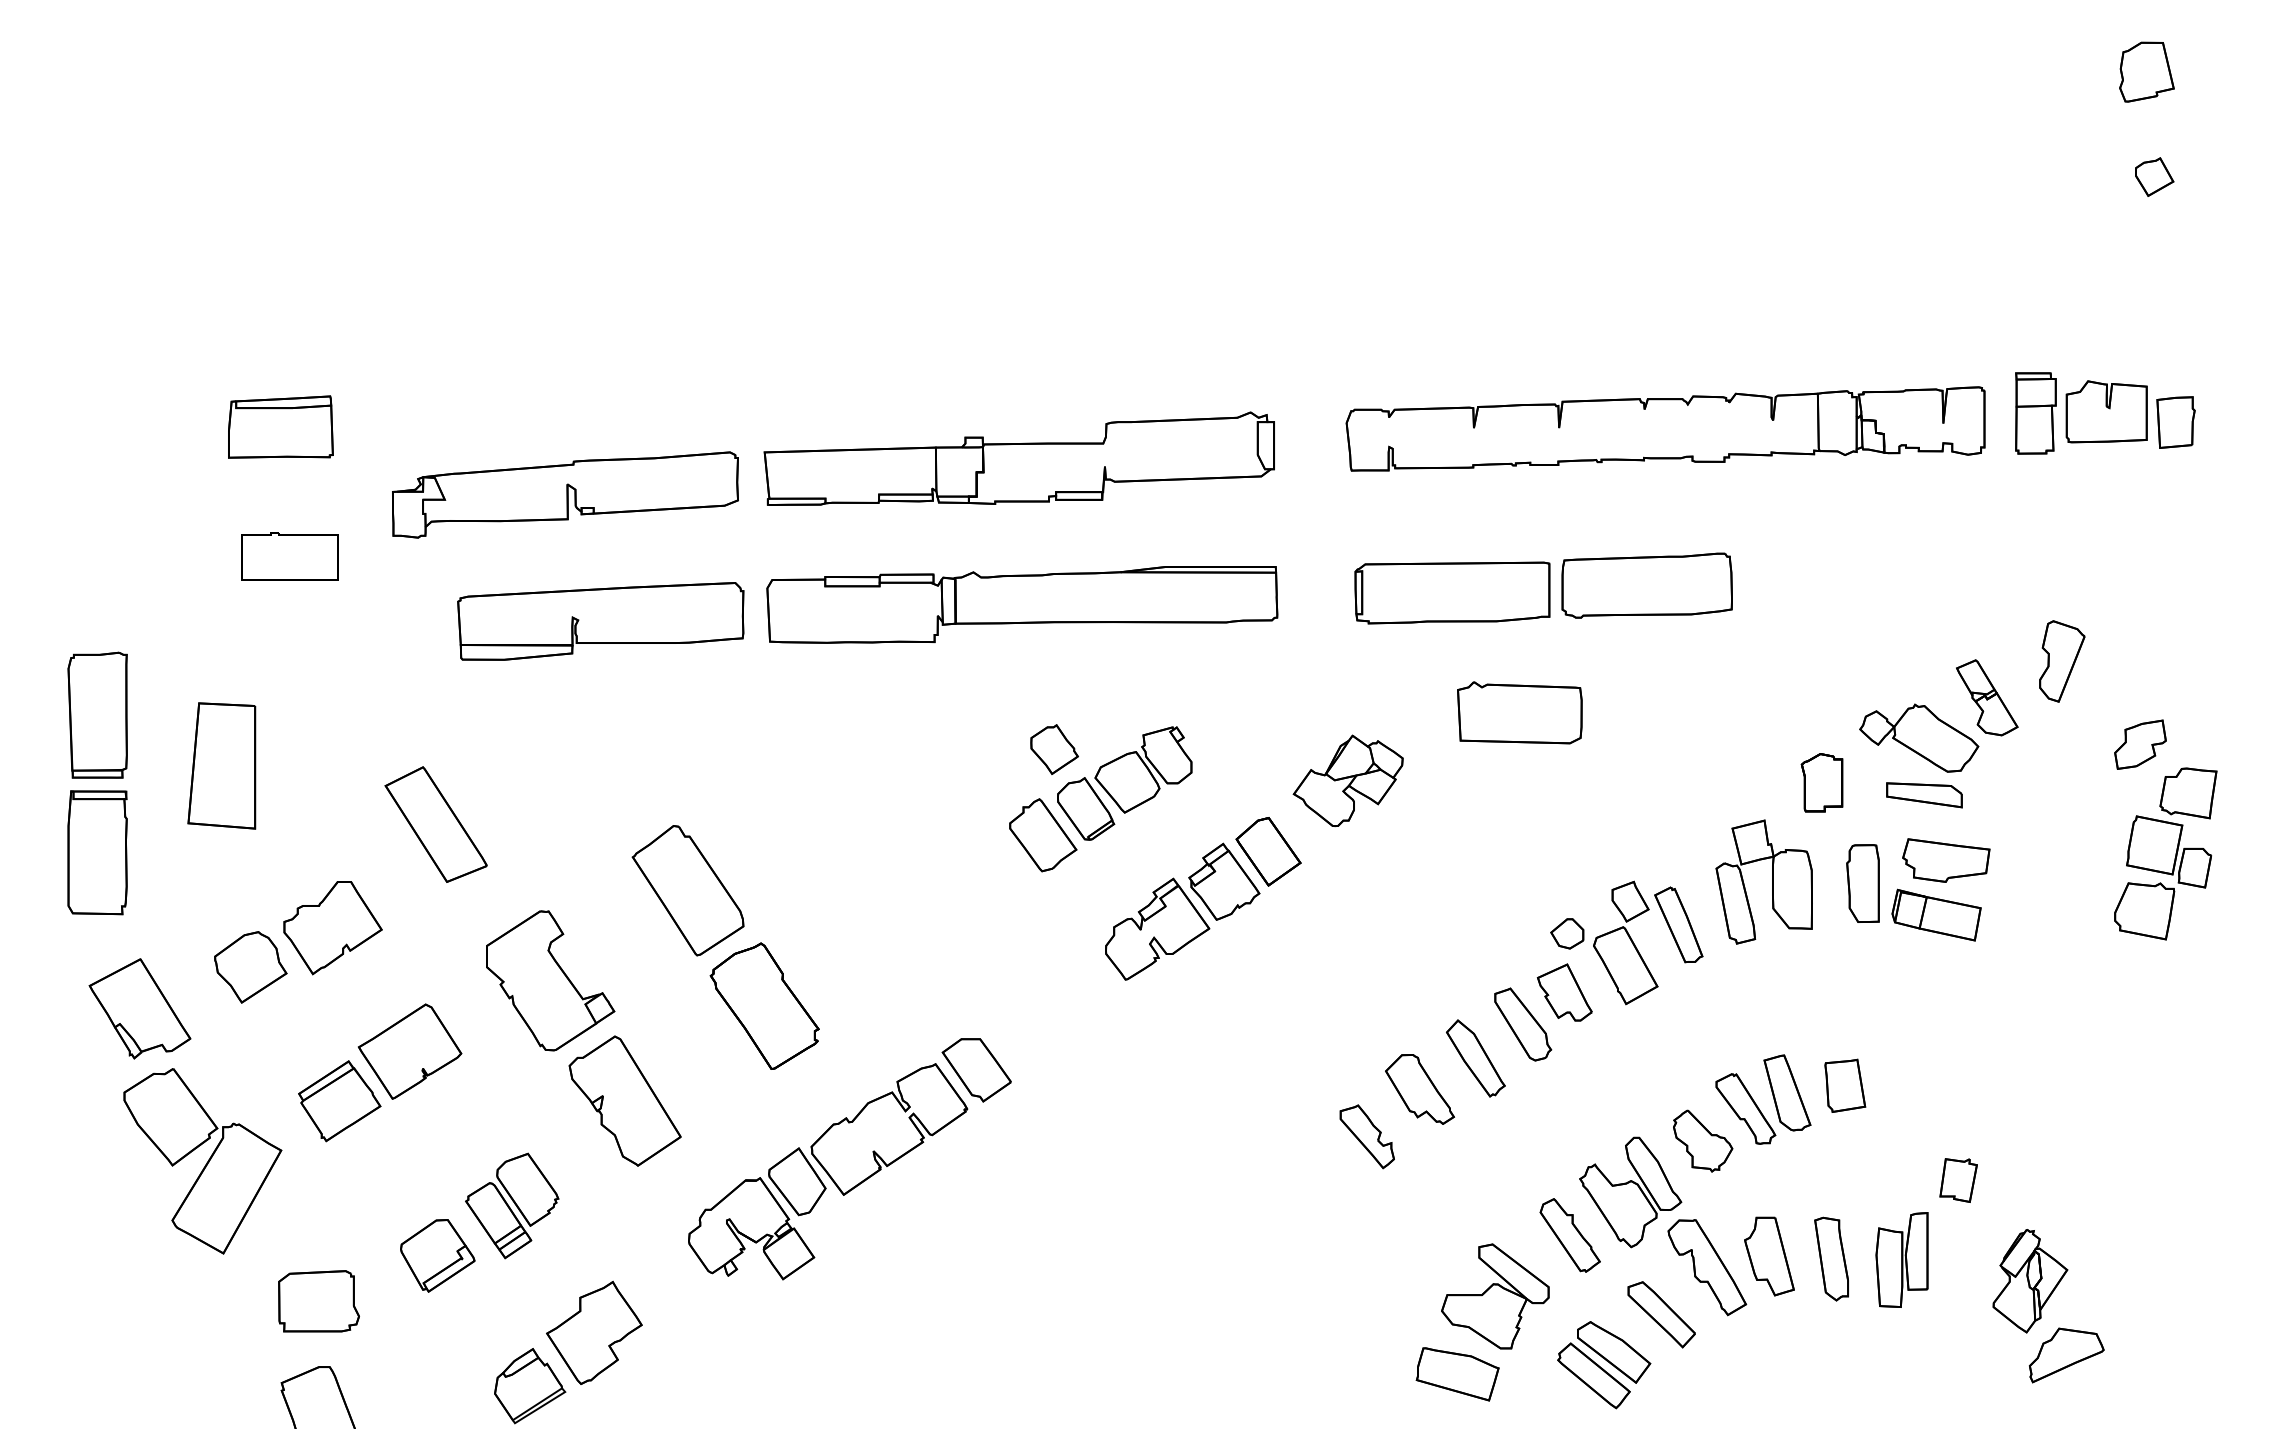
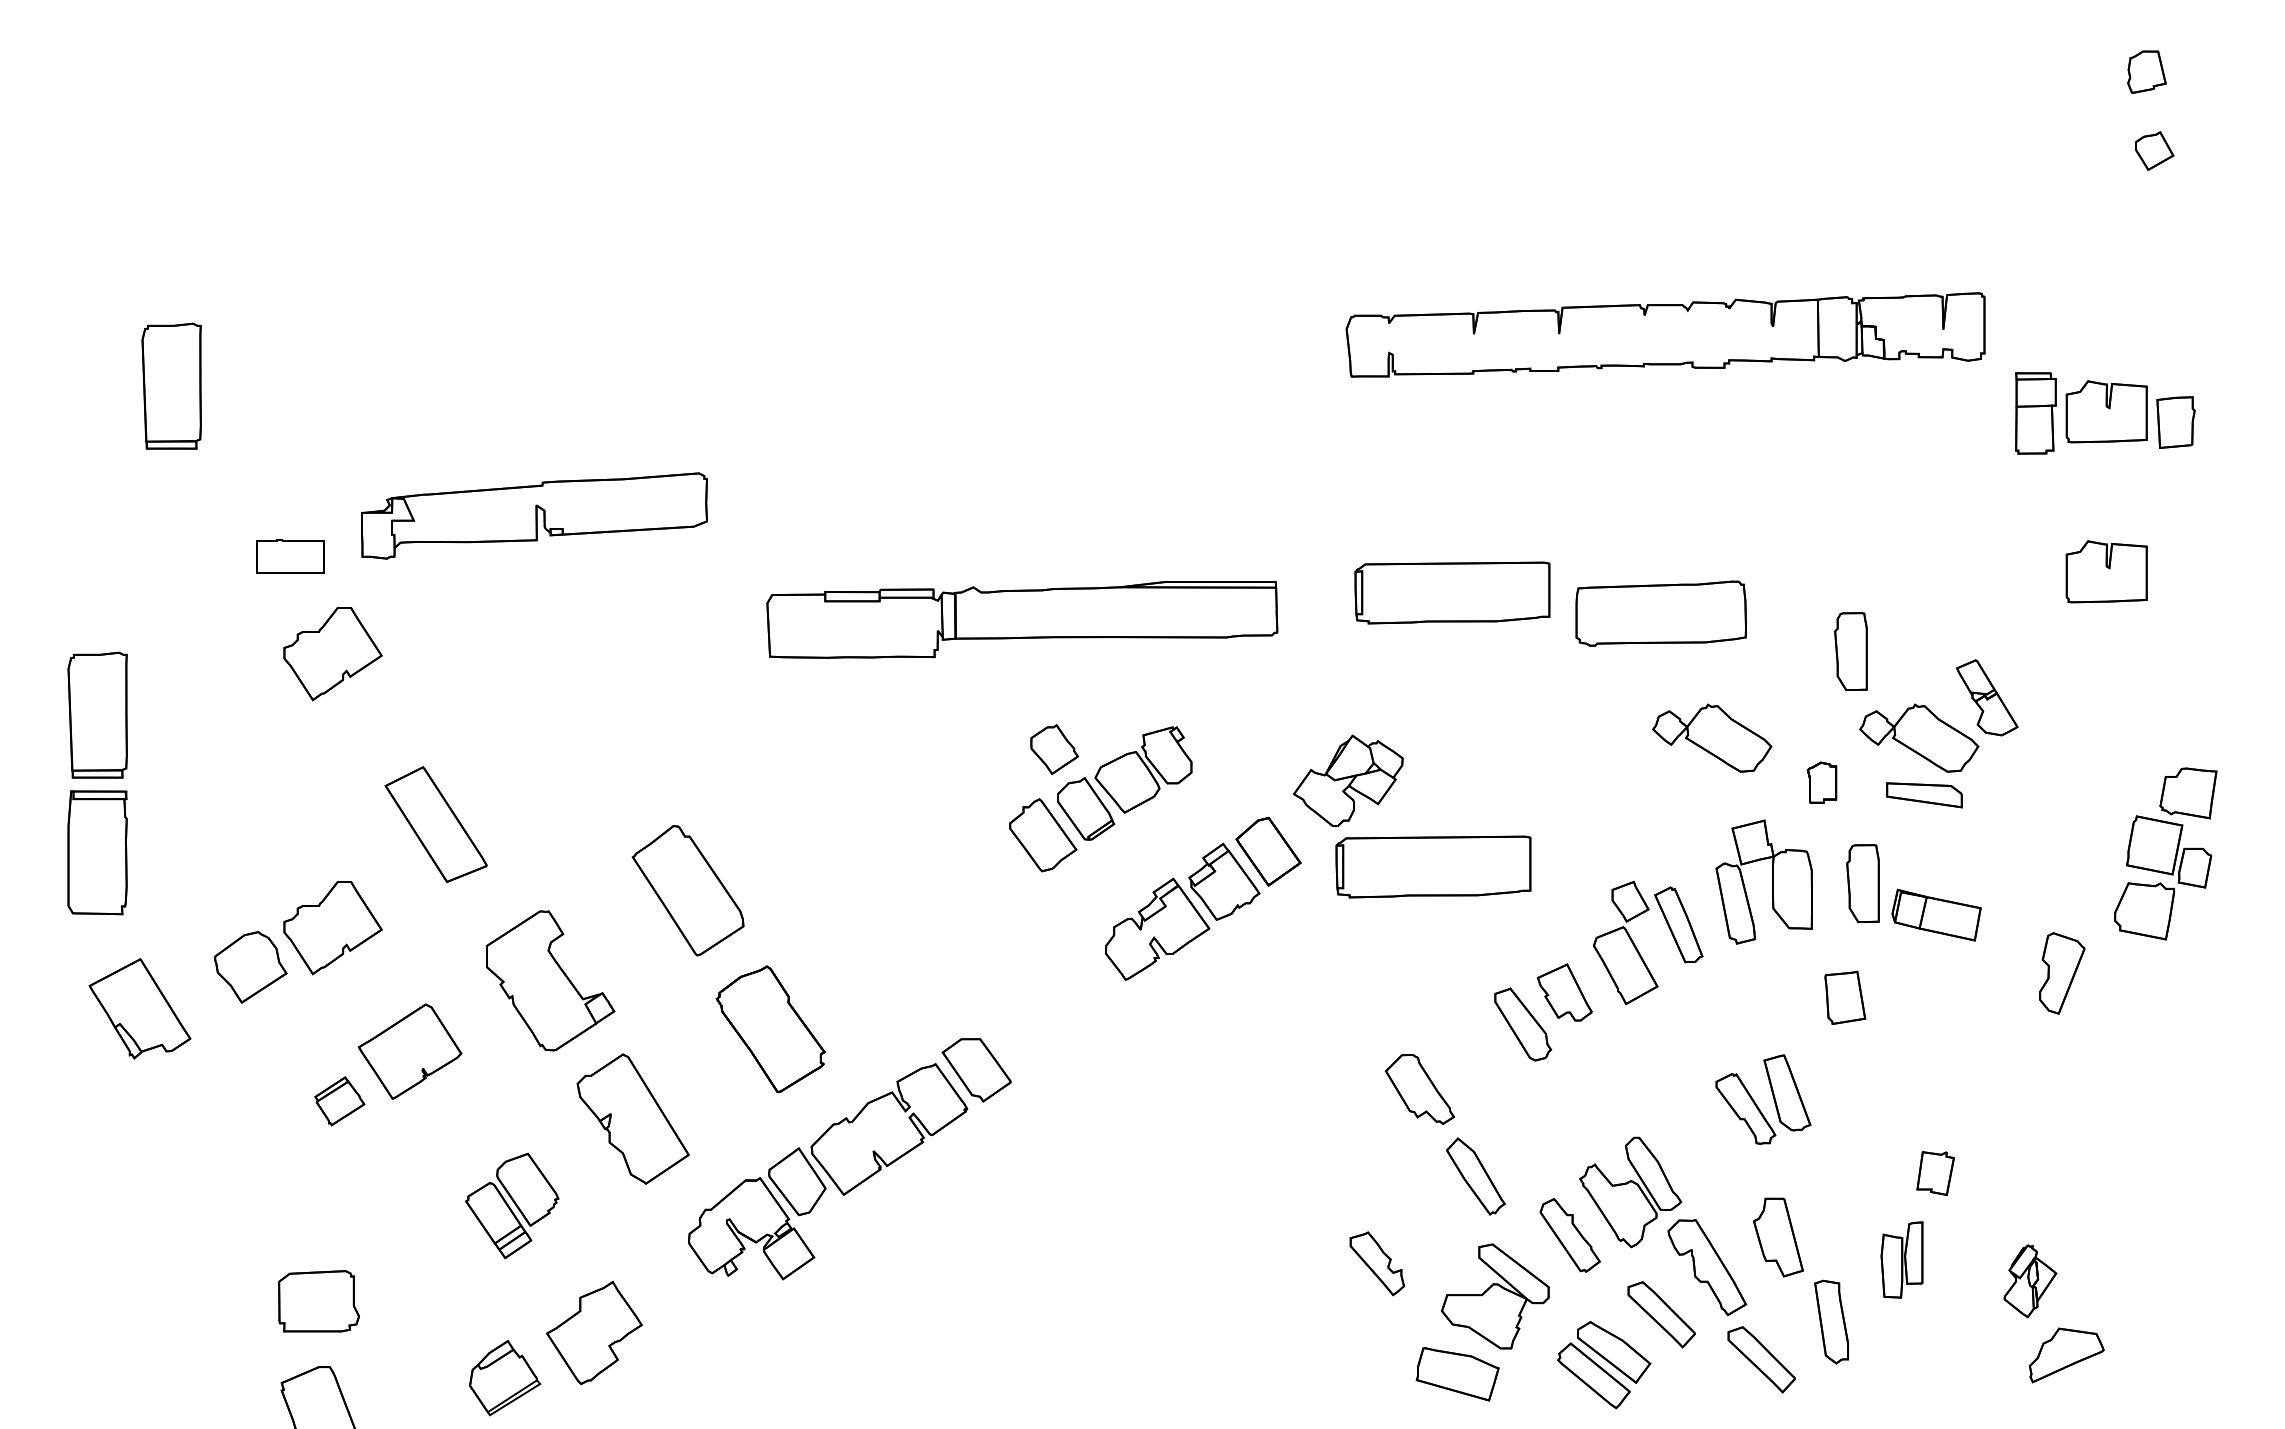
part size: 56x62 px -> 40x44 px (2146, 71)
part position: (2154, 176) -> (2154, 150) (2154, 150)
part: none -> present (171, 385)
part: present -> none (280, 426)
part position: (1665, 428) -> (1665, 334) (1665, 334)
part: present -> none (1018, 458)
part position: (565, 494) -> (534, 515) (534, 515)
part size: 98x49 px -> 69x35 px (290, 556)
part: none -> present (2106, 571)
part position: (1646, 585) -> (1660, 613) (1660, 613)
part position: (1022, 604) -> (1022, 619) (1022, 619)
part: present -> none (600, 621)
part: none -> present (1850, 651)
part: none -> present (332, 654)
part position: (2062, 661) -> (2062, 973) (2062, 973)
part: present -> none (1519, 712)
part: none -> present (1712, 737)
part: present -> none (2140, 744)
part: present -> none (221, 765)
part size: 44x60 px -> 32x43 px (1821, 782)
part: present -> none (1946, 860)
part: none -> present (1433, 866)
part: present -> none (1567, 933)
part position: (764, 1005) -> (770, 1028) (770, 1028)
part position: (1475, 1058) -> (1475, 1176) (1475, 1176)
part position: (1845, 1085) -> (1845, 997) (1845, 997)
part position: (624, 1100) -> (632, 1118) (632, 1118)
part size: 84x83 px -> 52x51 px (339, 1101)
part position: (1366, 1136) -> (1376, 1263) (1376, 1263)
part: present -> none (1703, 1140)
part: present -> none (202, 1161)
part position: (1958, 1180) -> (1935, 1173) (1935, 1173)
part: present -> none (437, 1255)
part position: (1769, 1256) -> (1778, 1237) (1778, 1237)
part position: (1831, 1258) -> (1831, 1321) (1831, 1321)
part size: 54x96 px -> 44x78 px (1901, 1259)
part size: 77x105 px -> 55x75 px (2030, 1281)
part: none -> present (1761, 1359)
part position: (530, 1386) -> (505, 1378) (505, 1378)
